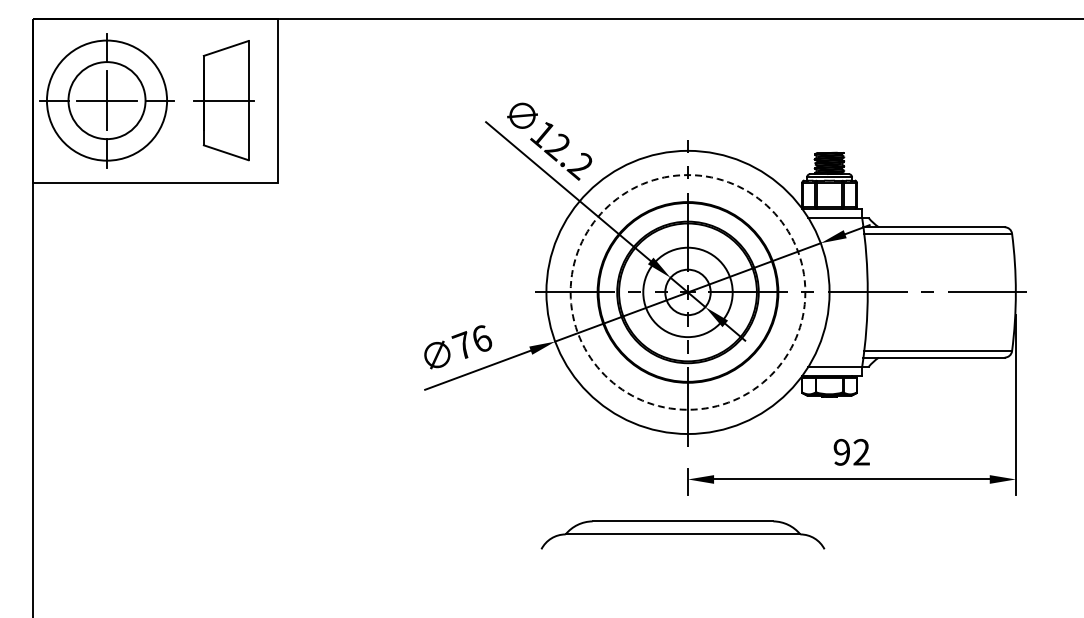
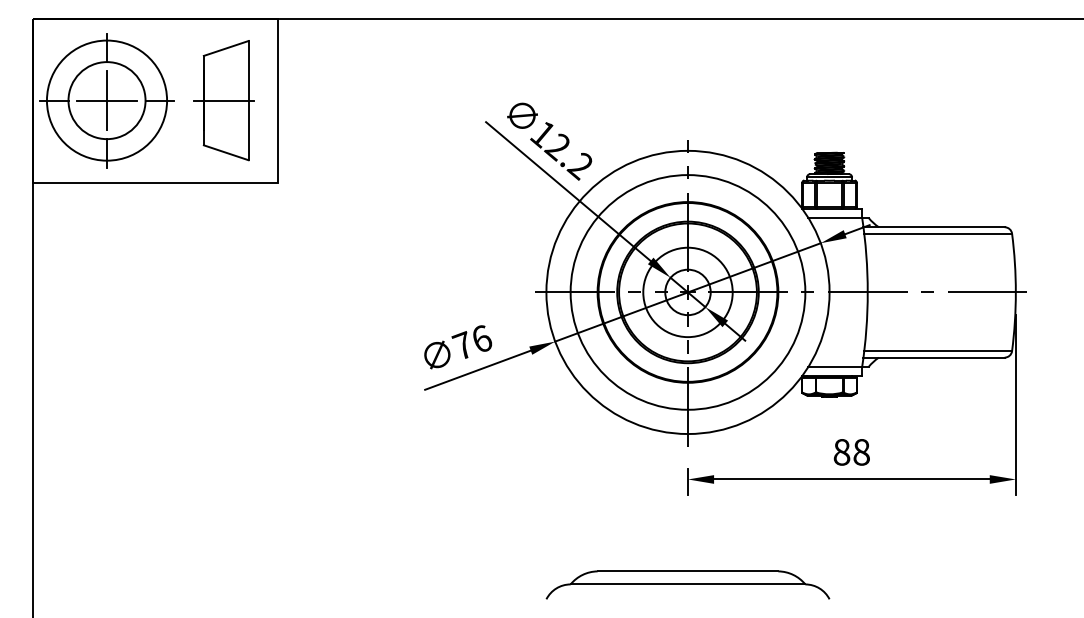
circle: dashed -> solid (687, 292)
text: 92 -> 88 (851, 451)
part position: (682, 534) -> (687, 584) (687, 584)
